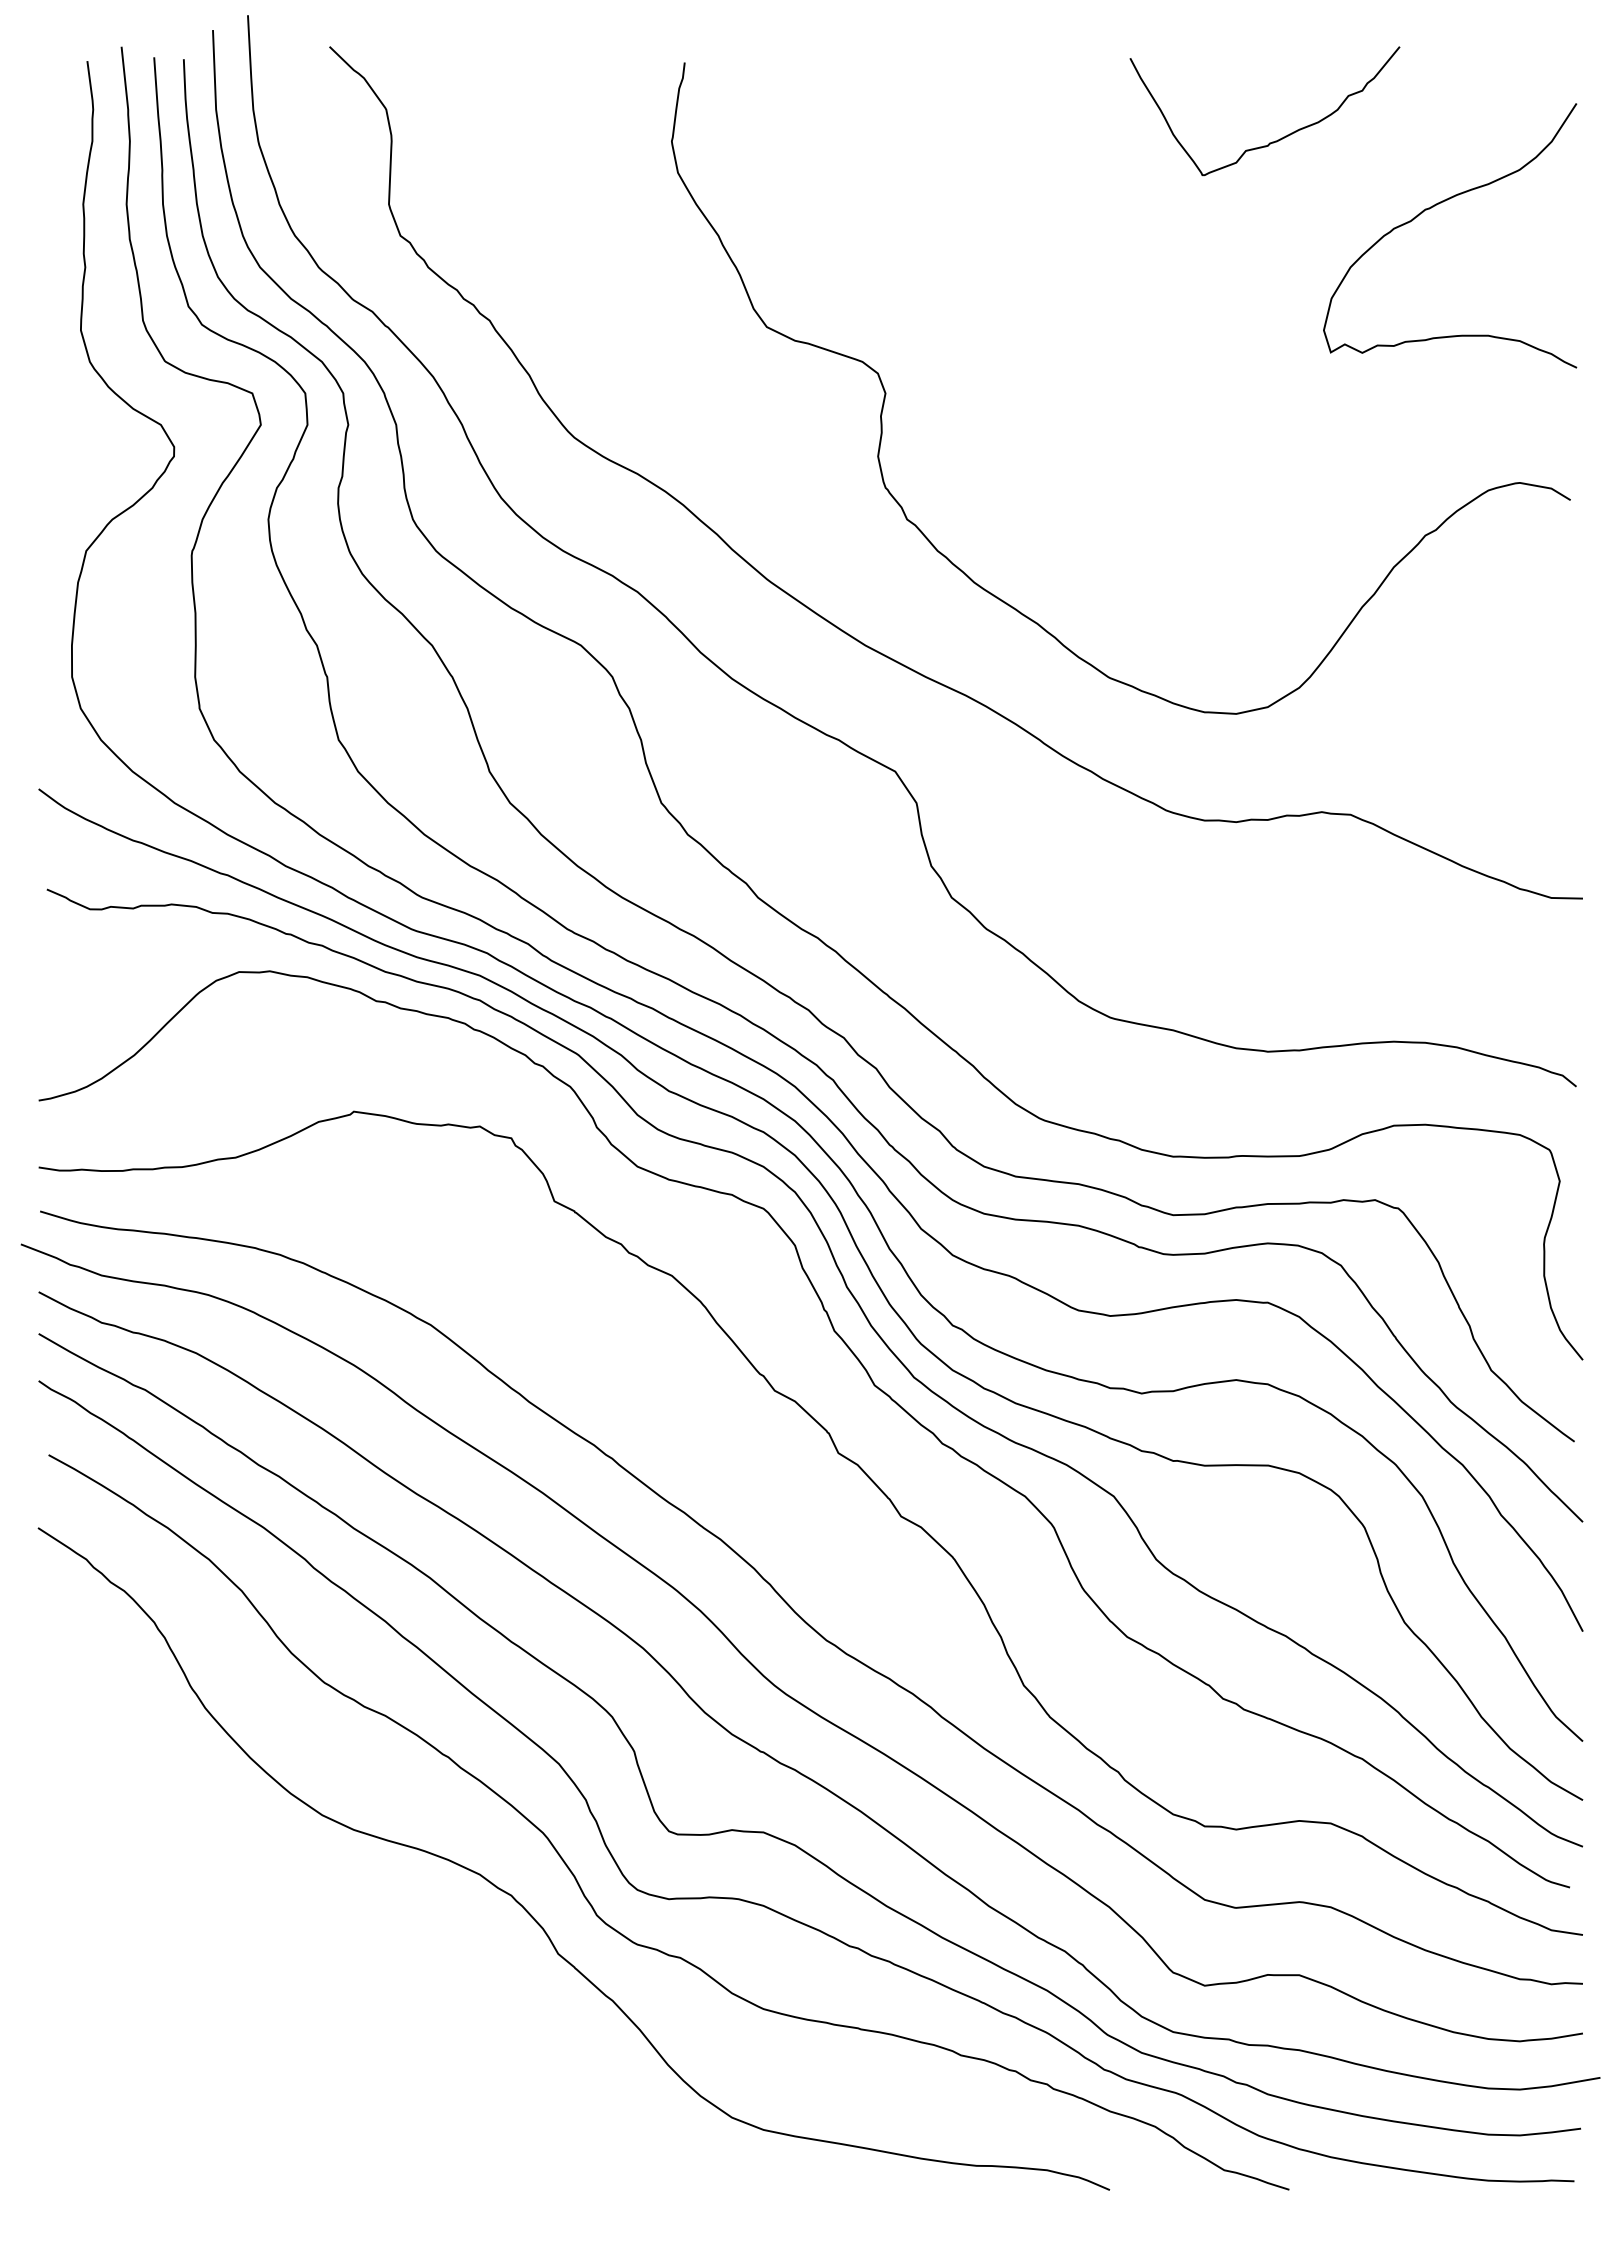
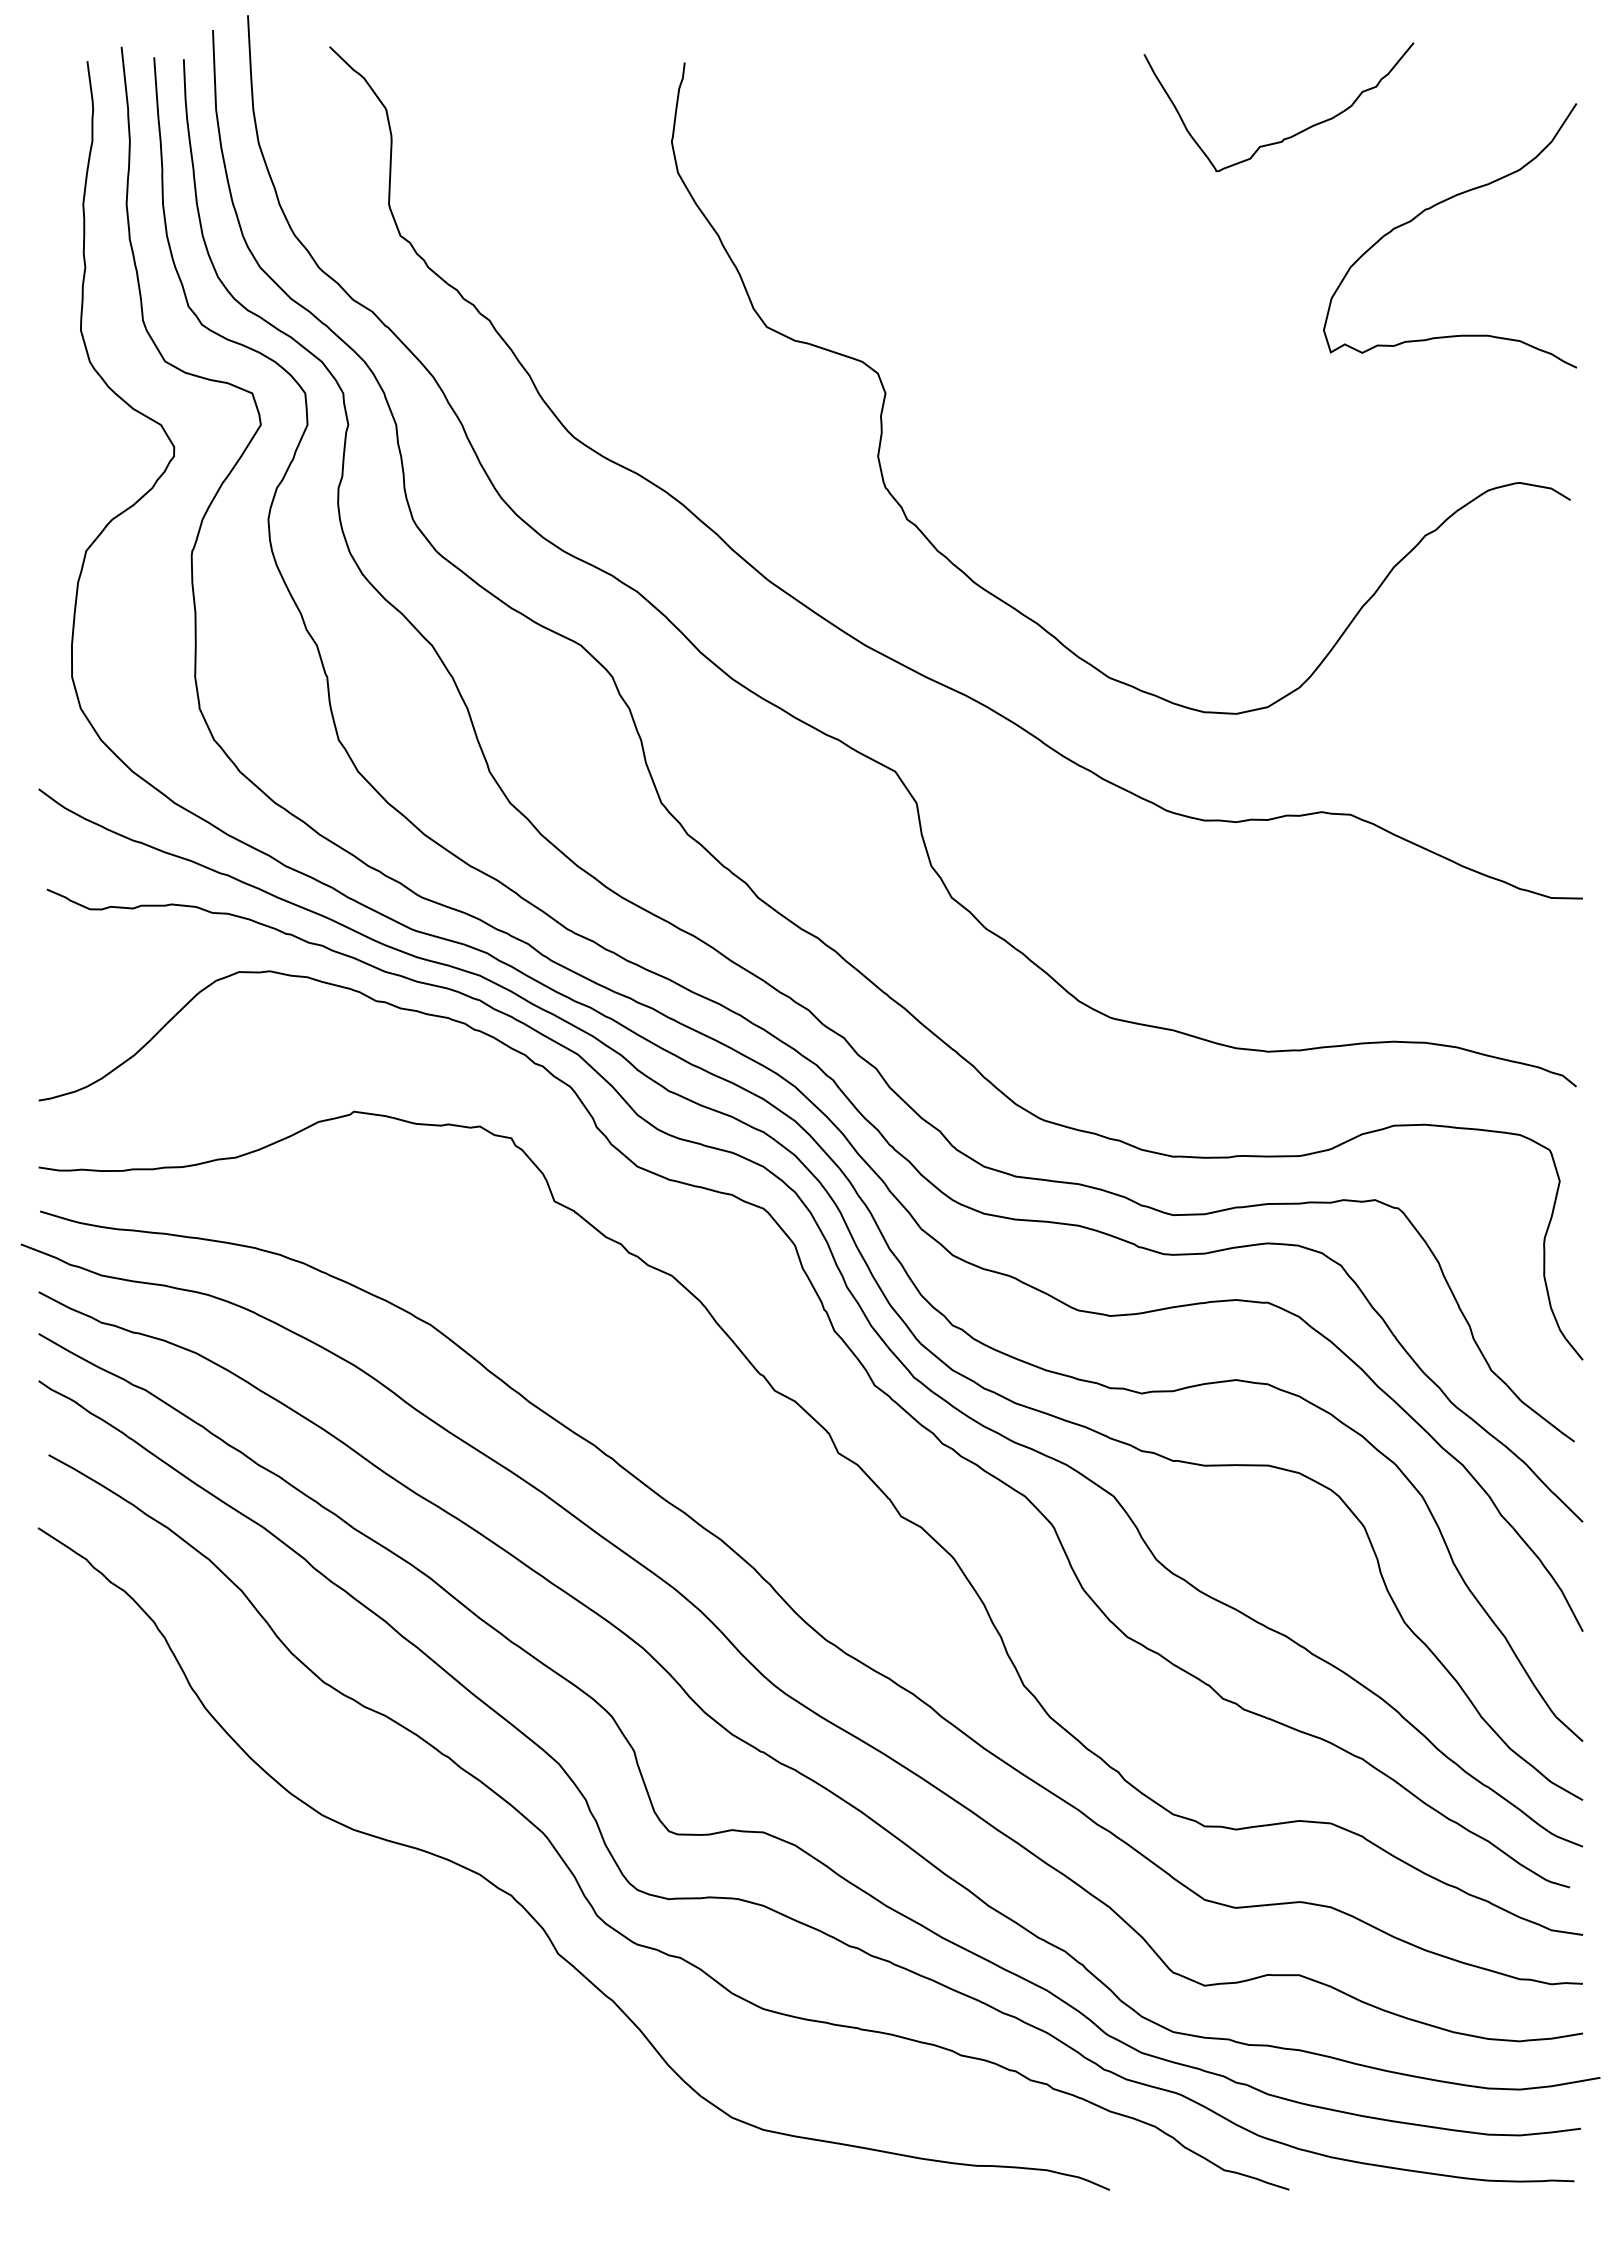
curve position: (1279, 138) -> (1293, 134) (1293, 134)
